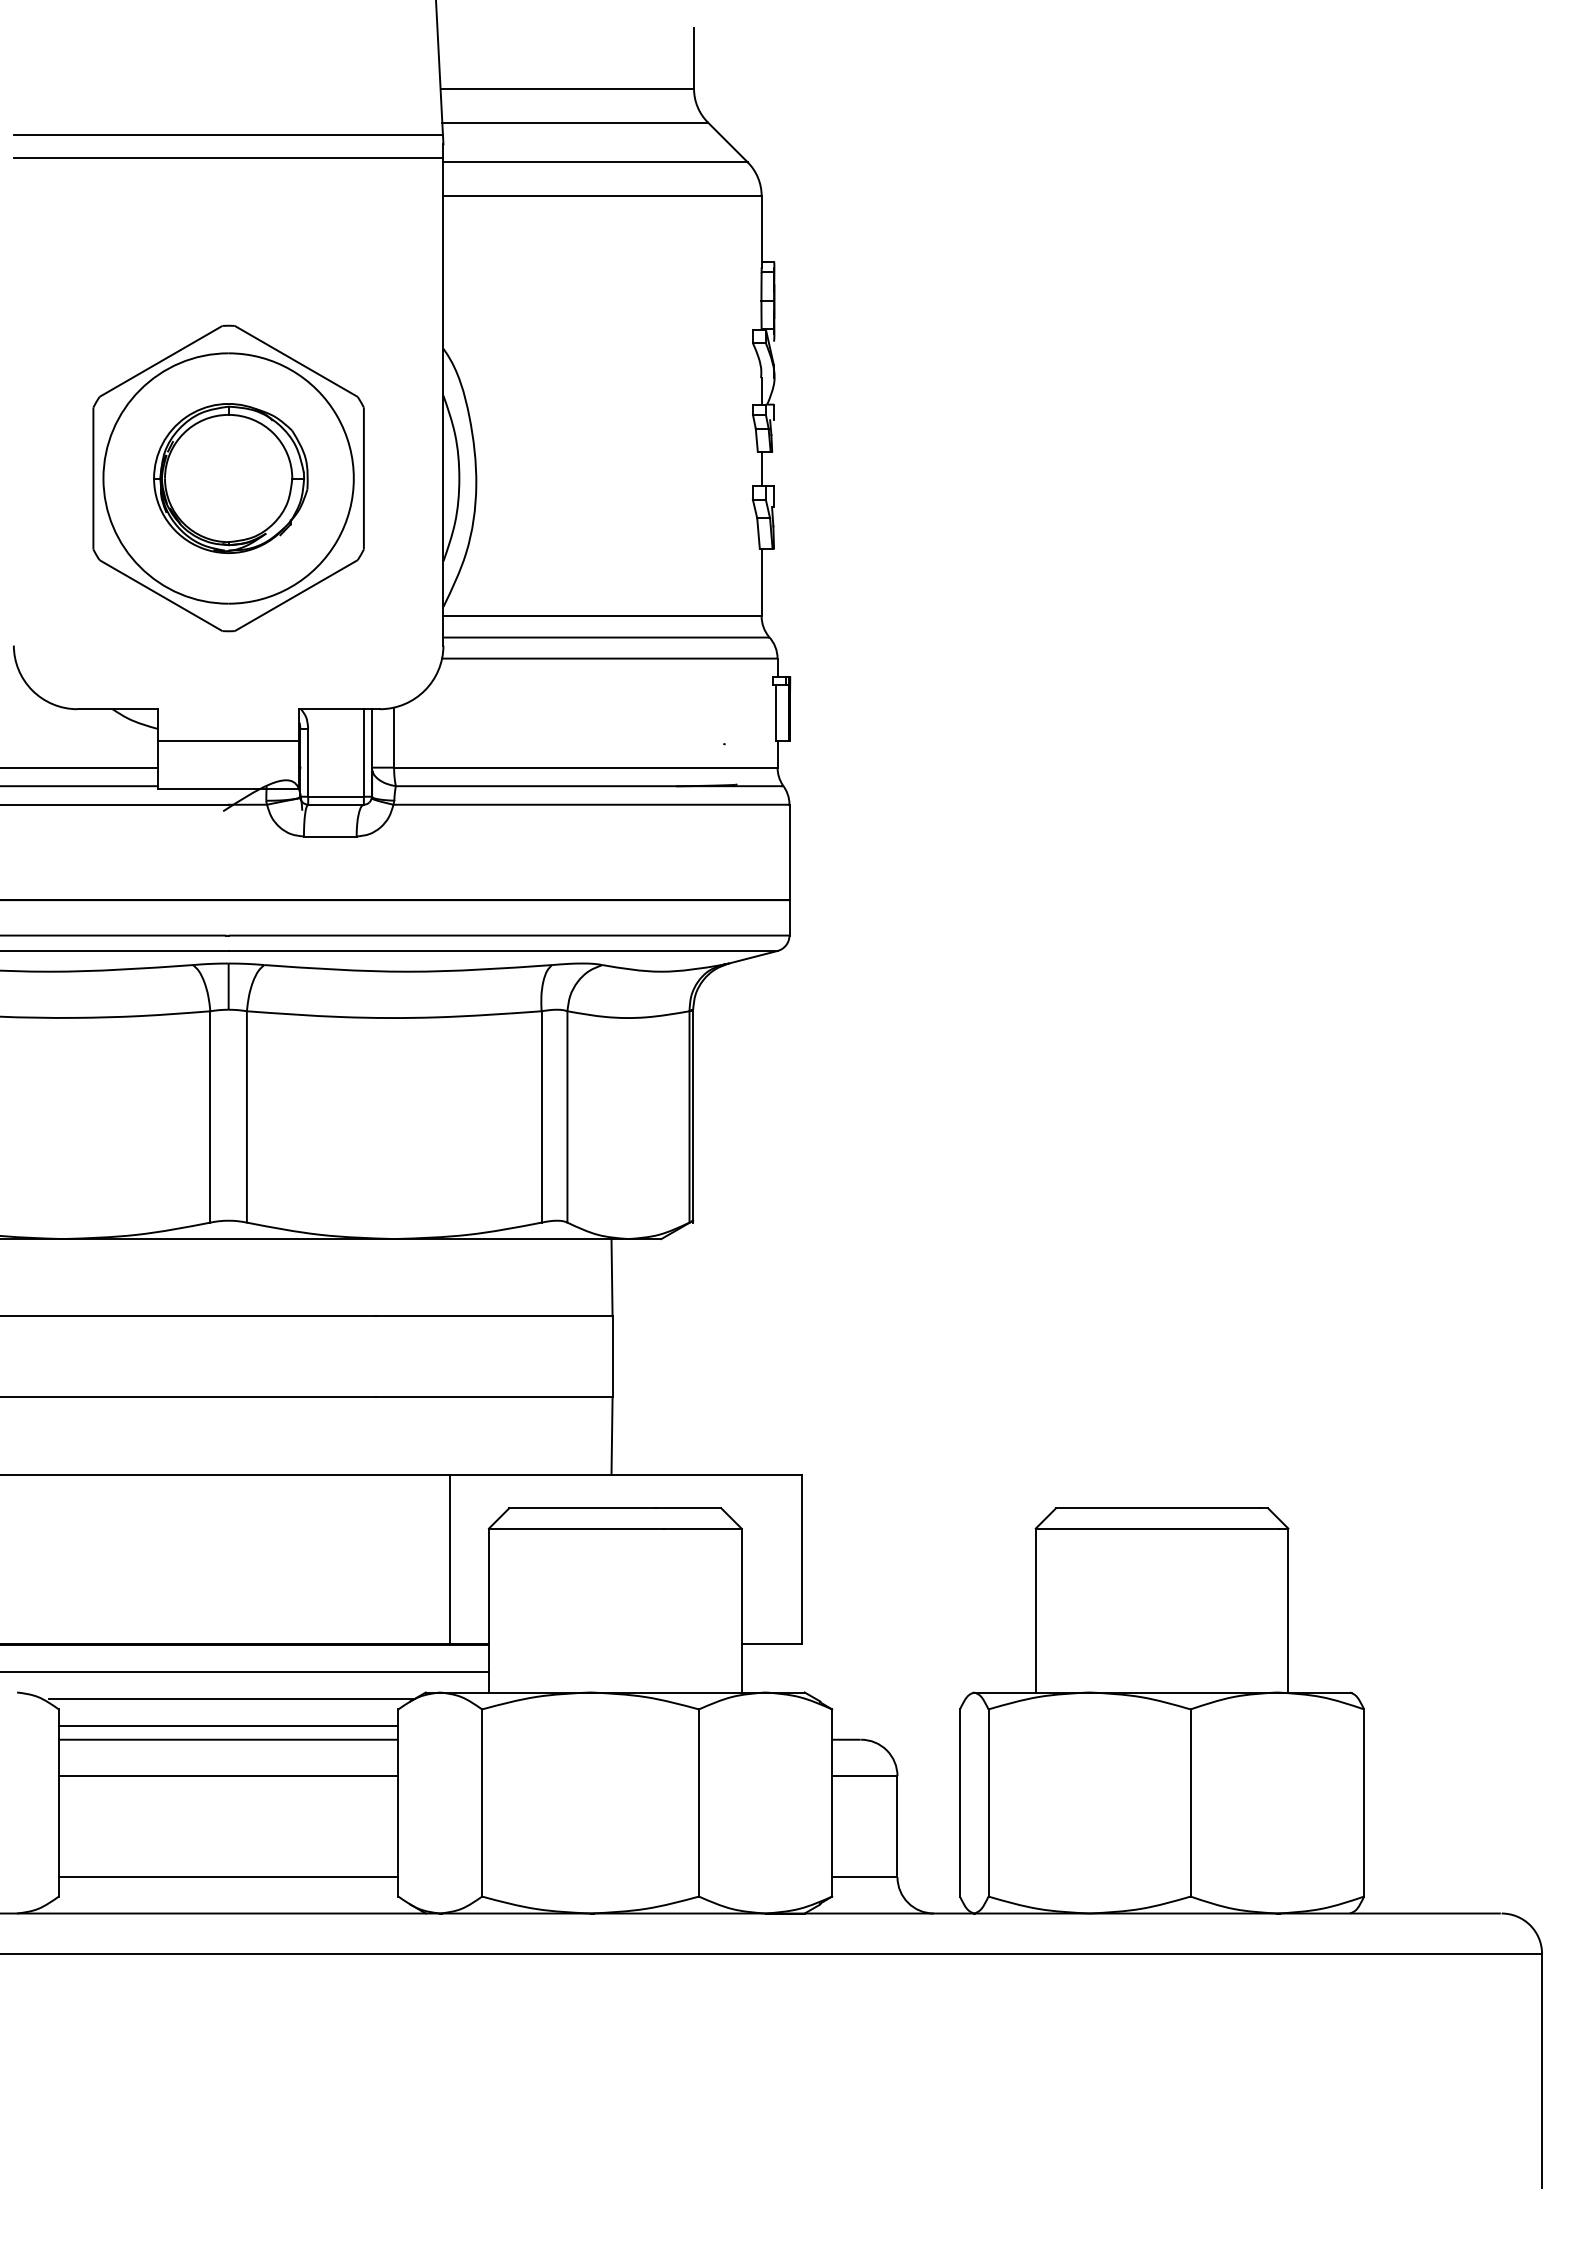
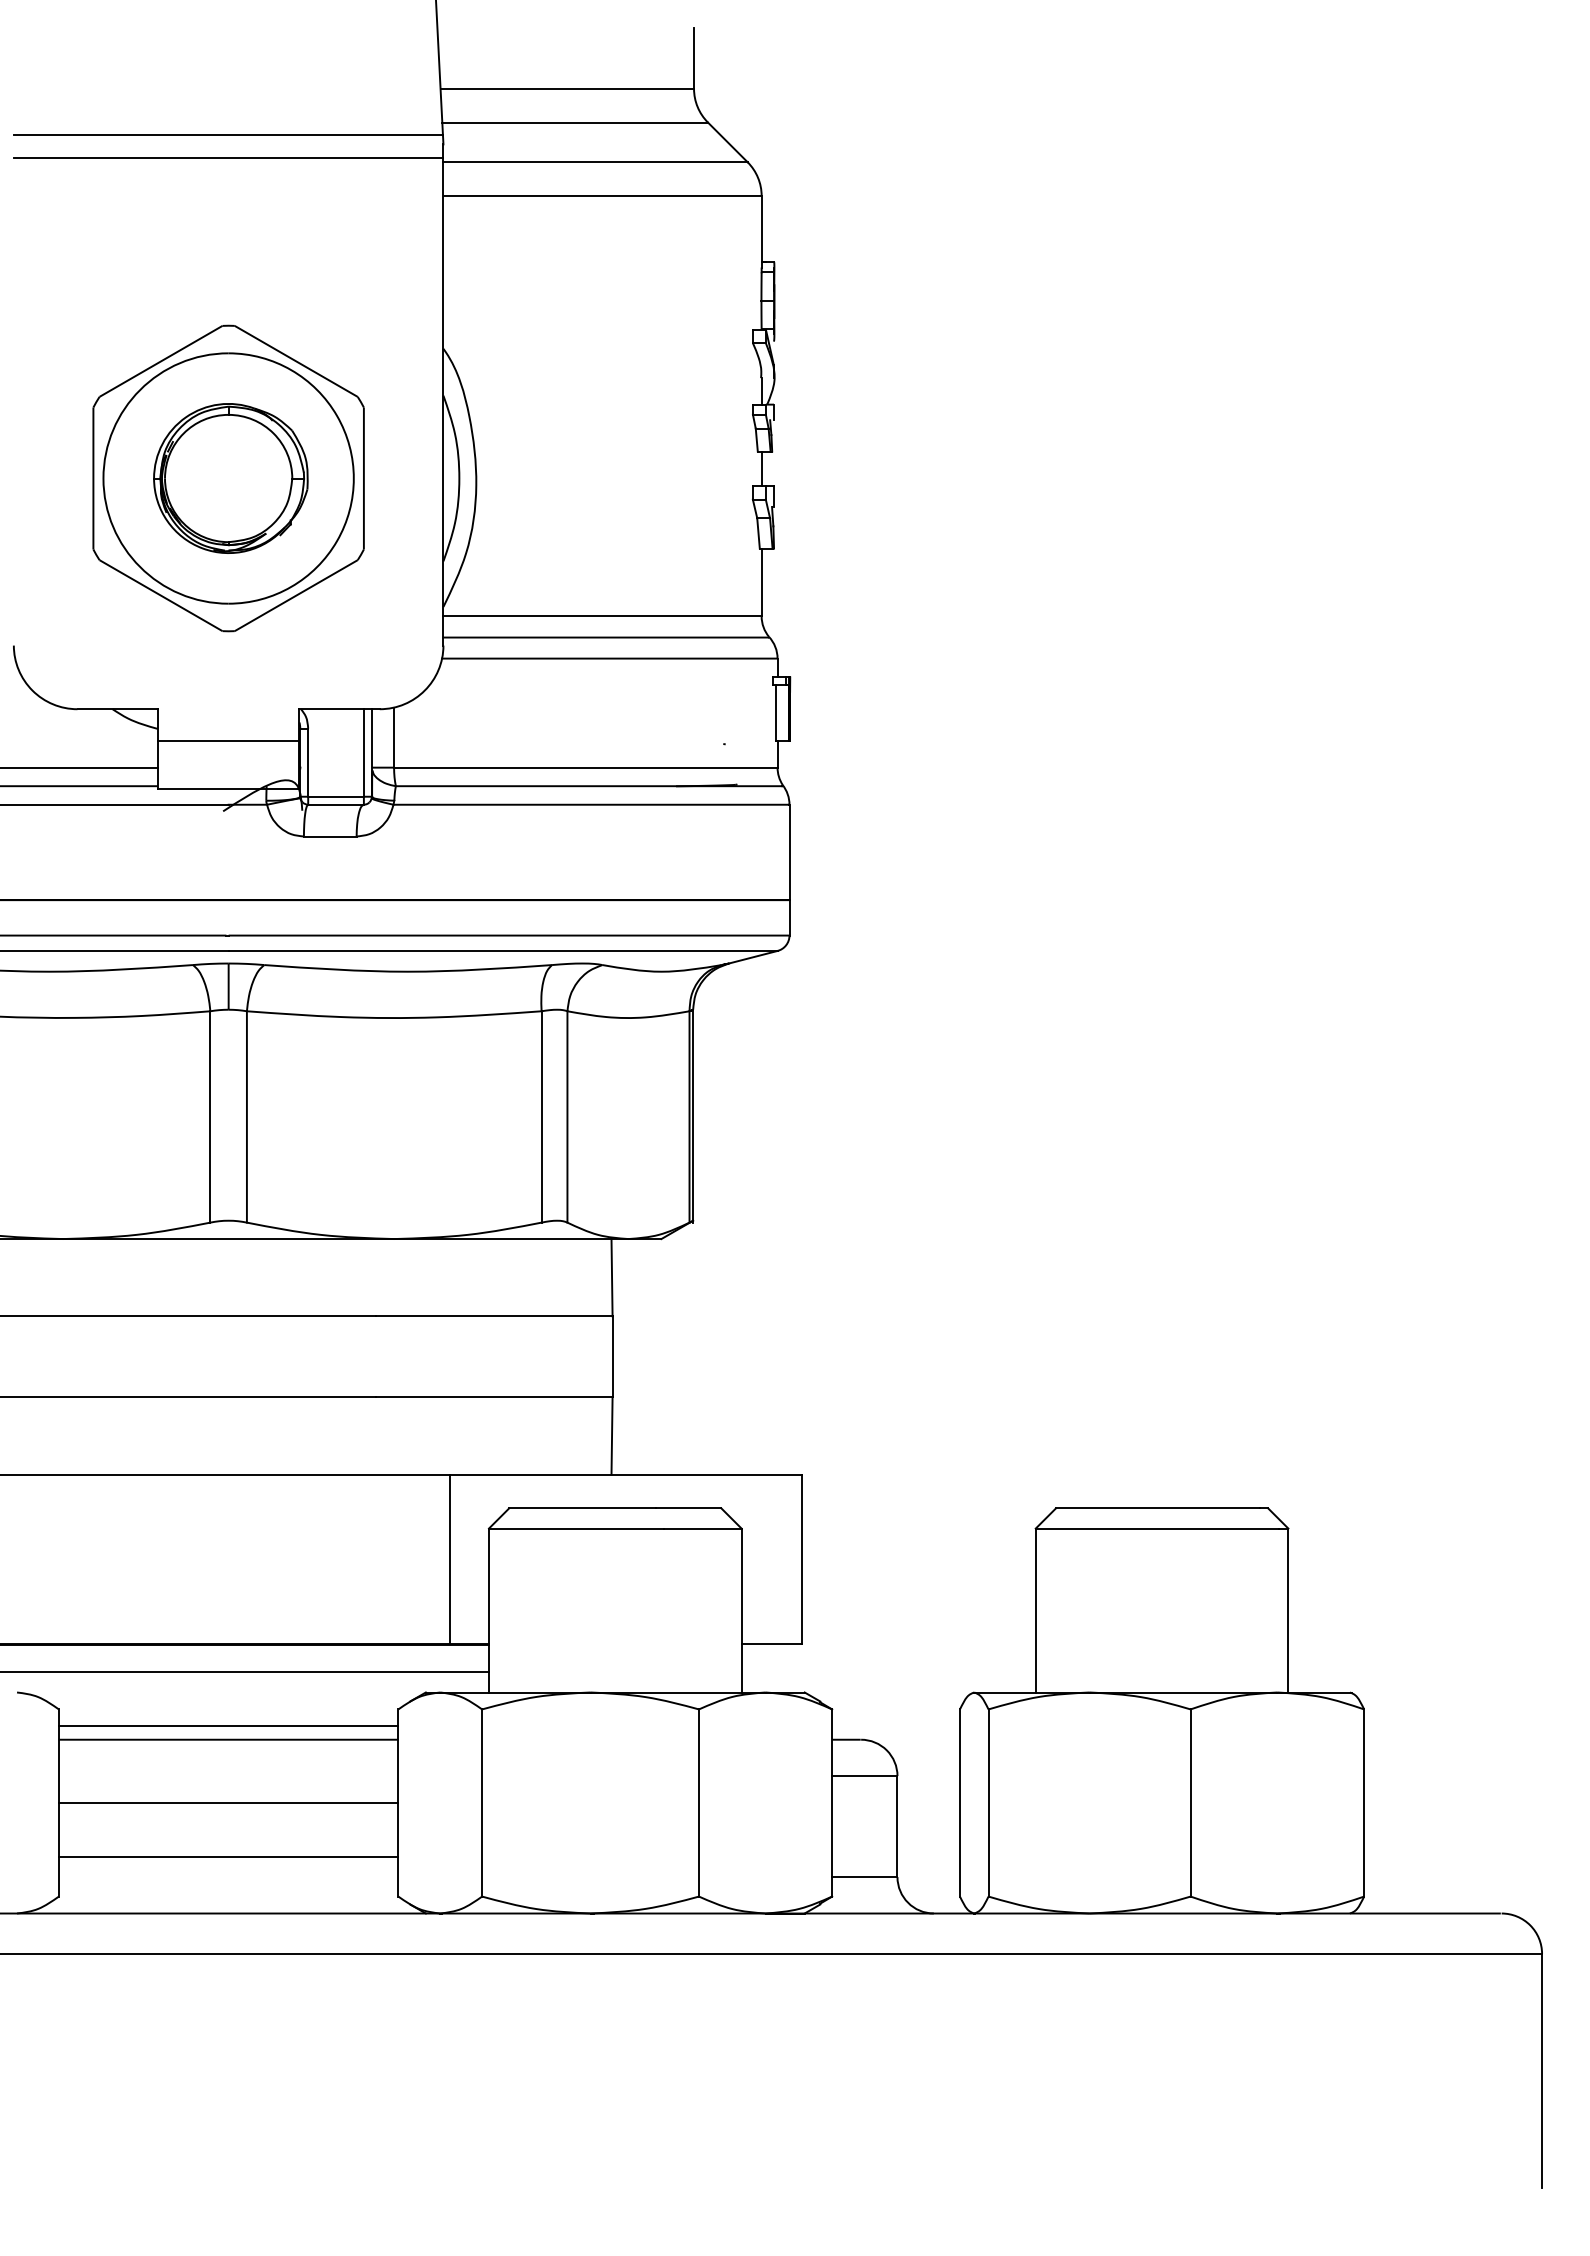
line: present -> none (231, 1698)
line position: (228, 1776) -> (228, 1803) (228, 1803)
line position: (228, 1877) -> (228, 1857) (228, 1857)
